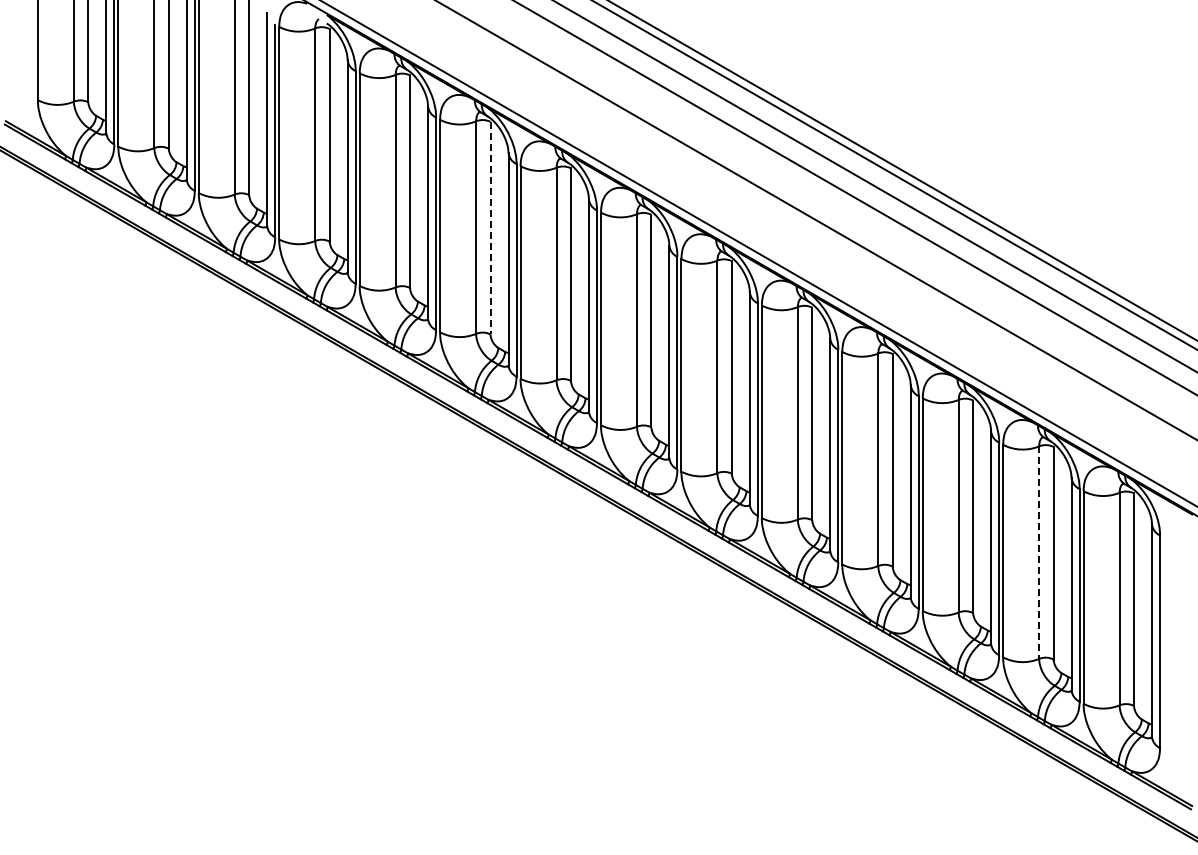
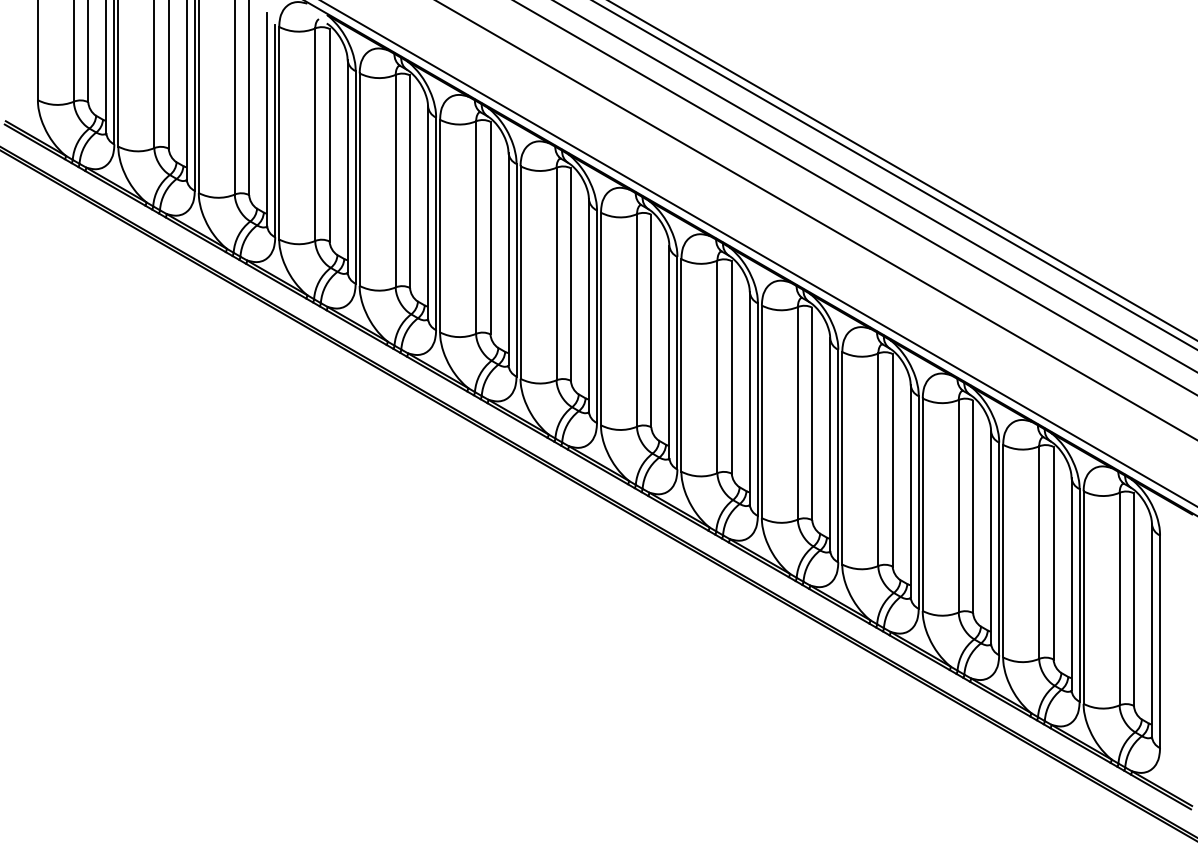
line: dashed -> solid (490, 228)
line: dashed -> solid (1039, 553)
